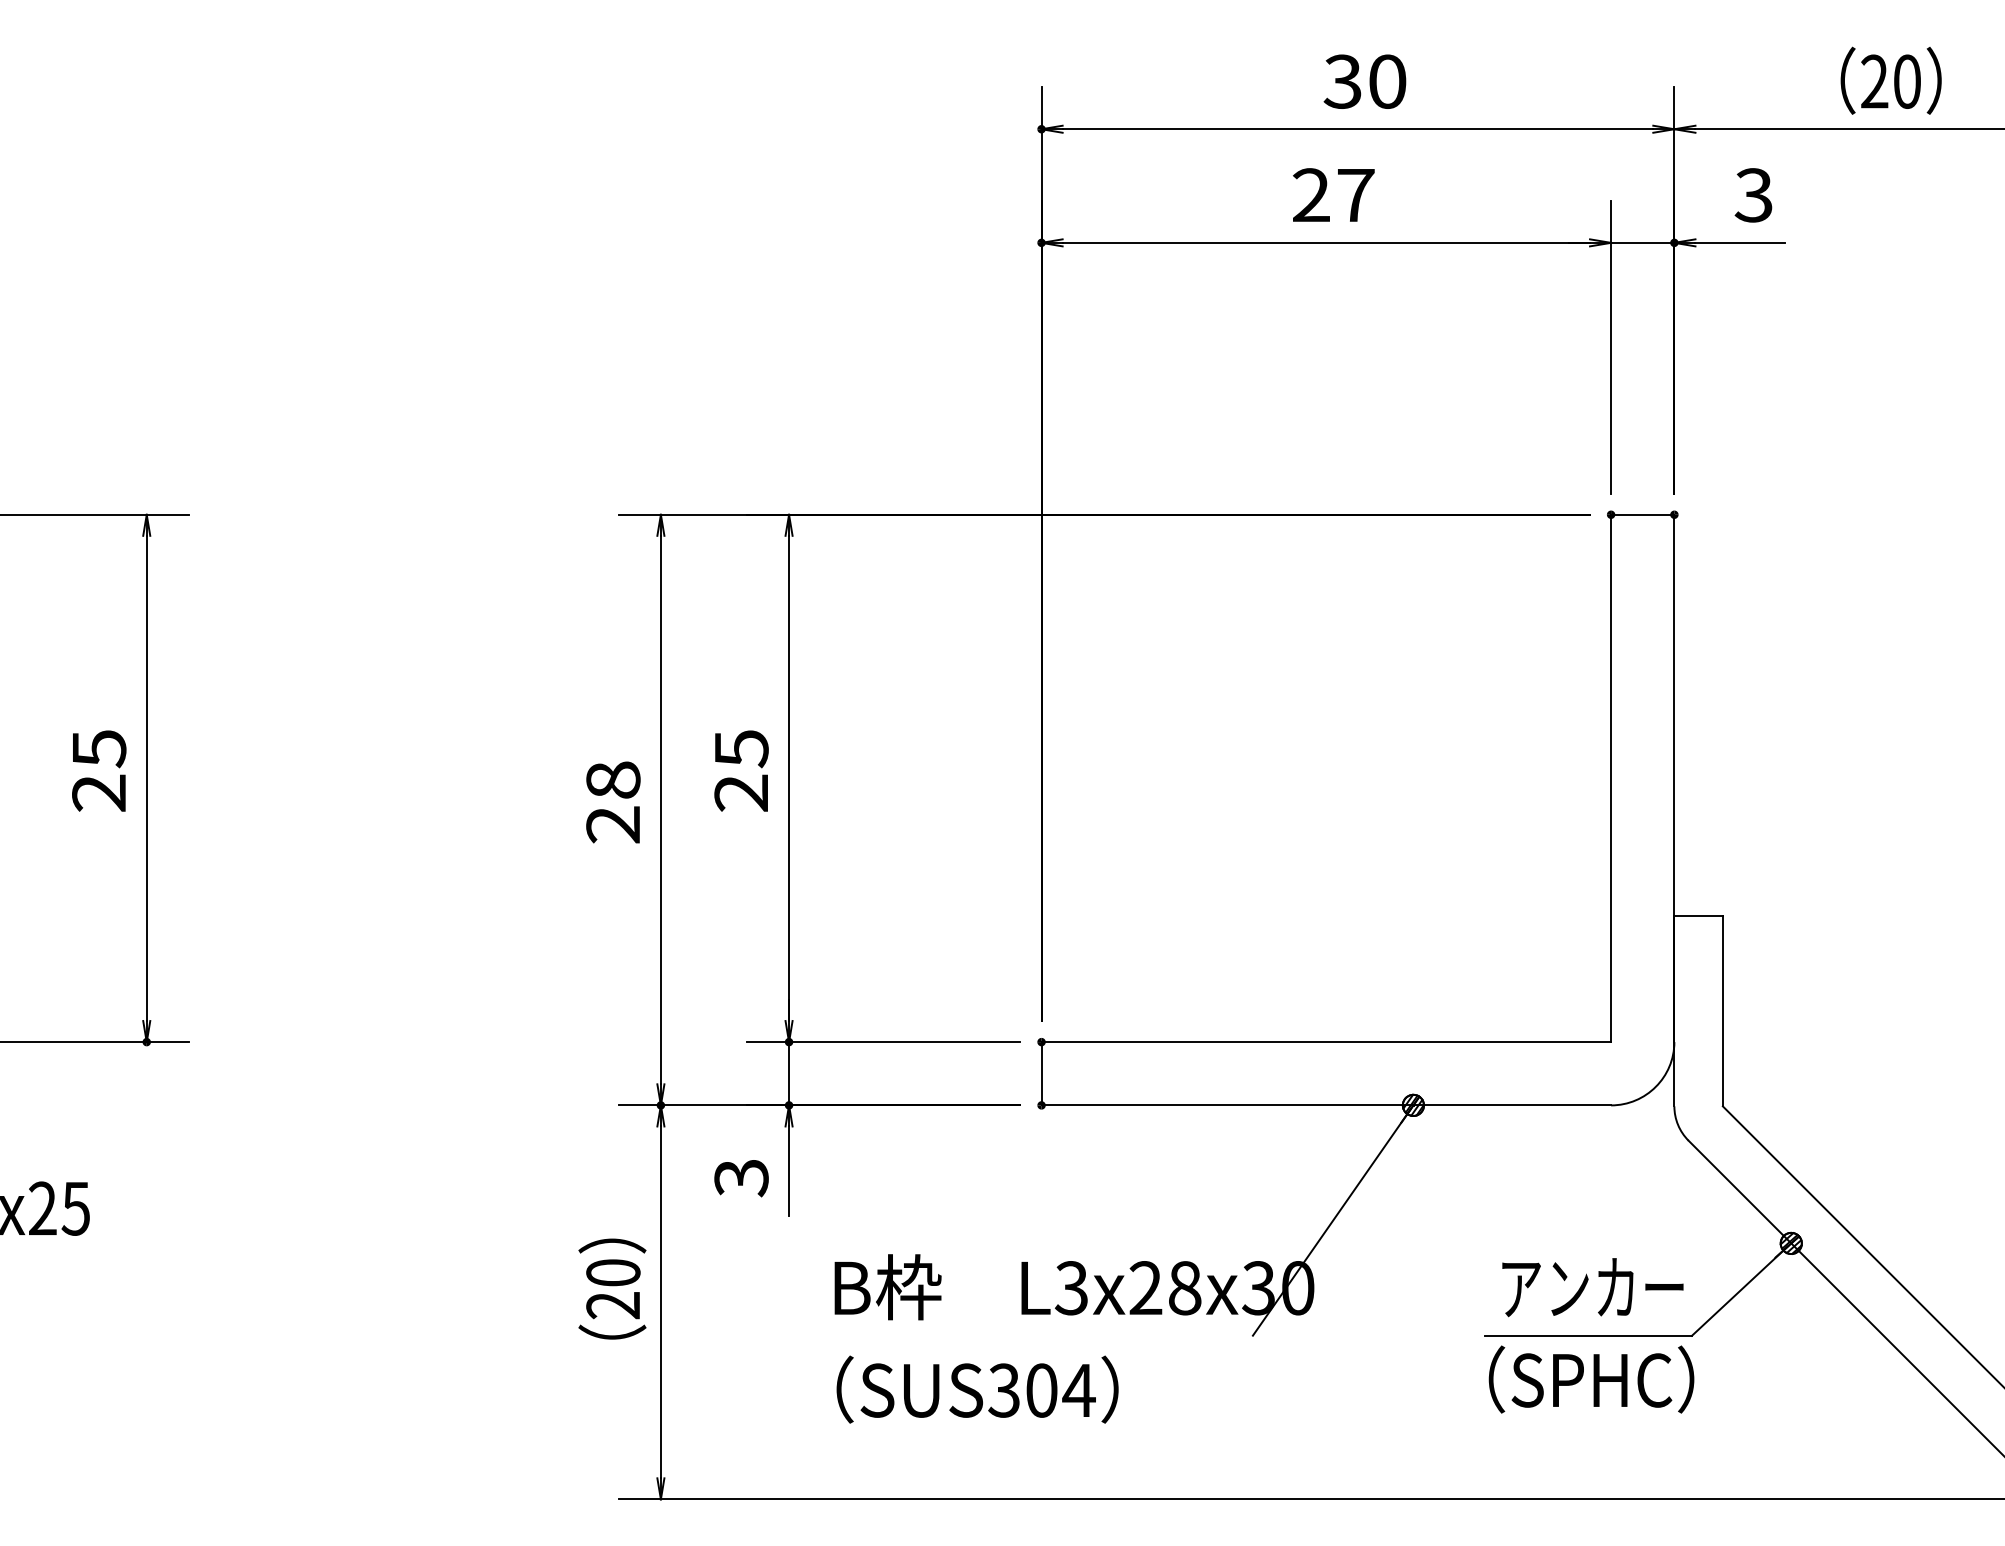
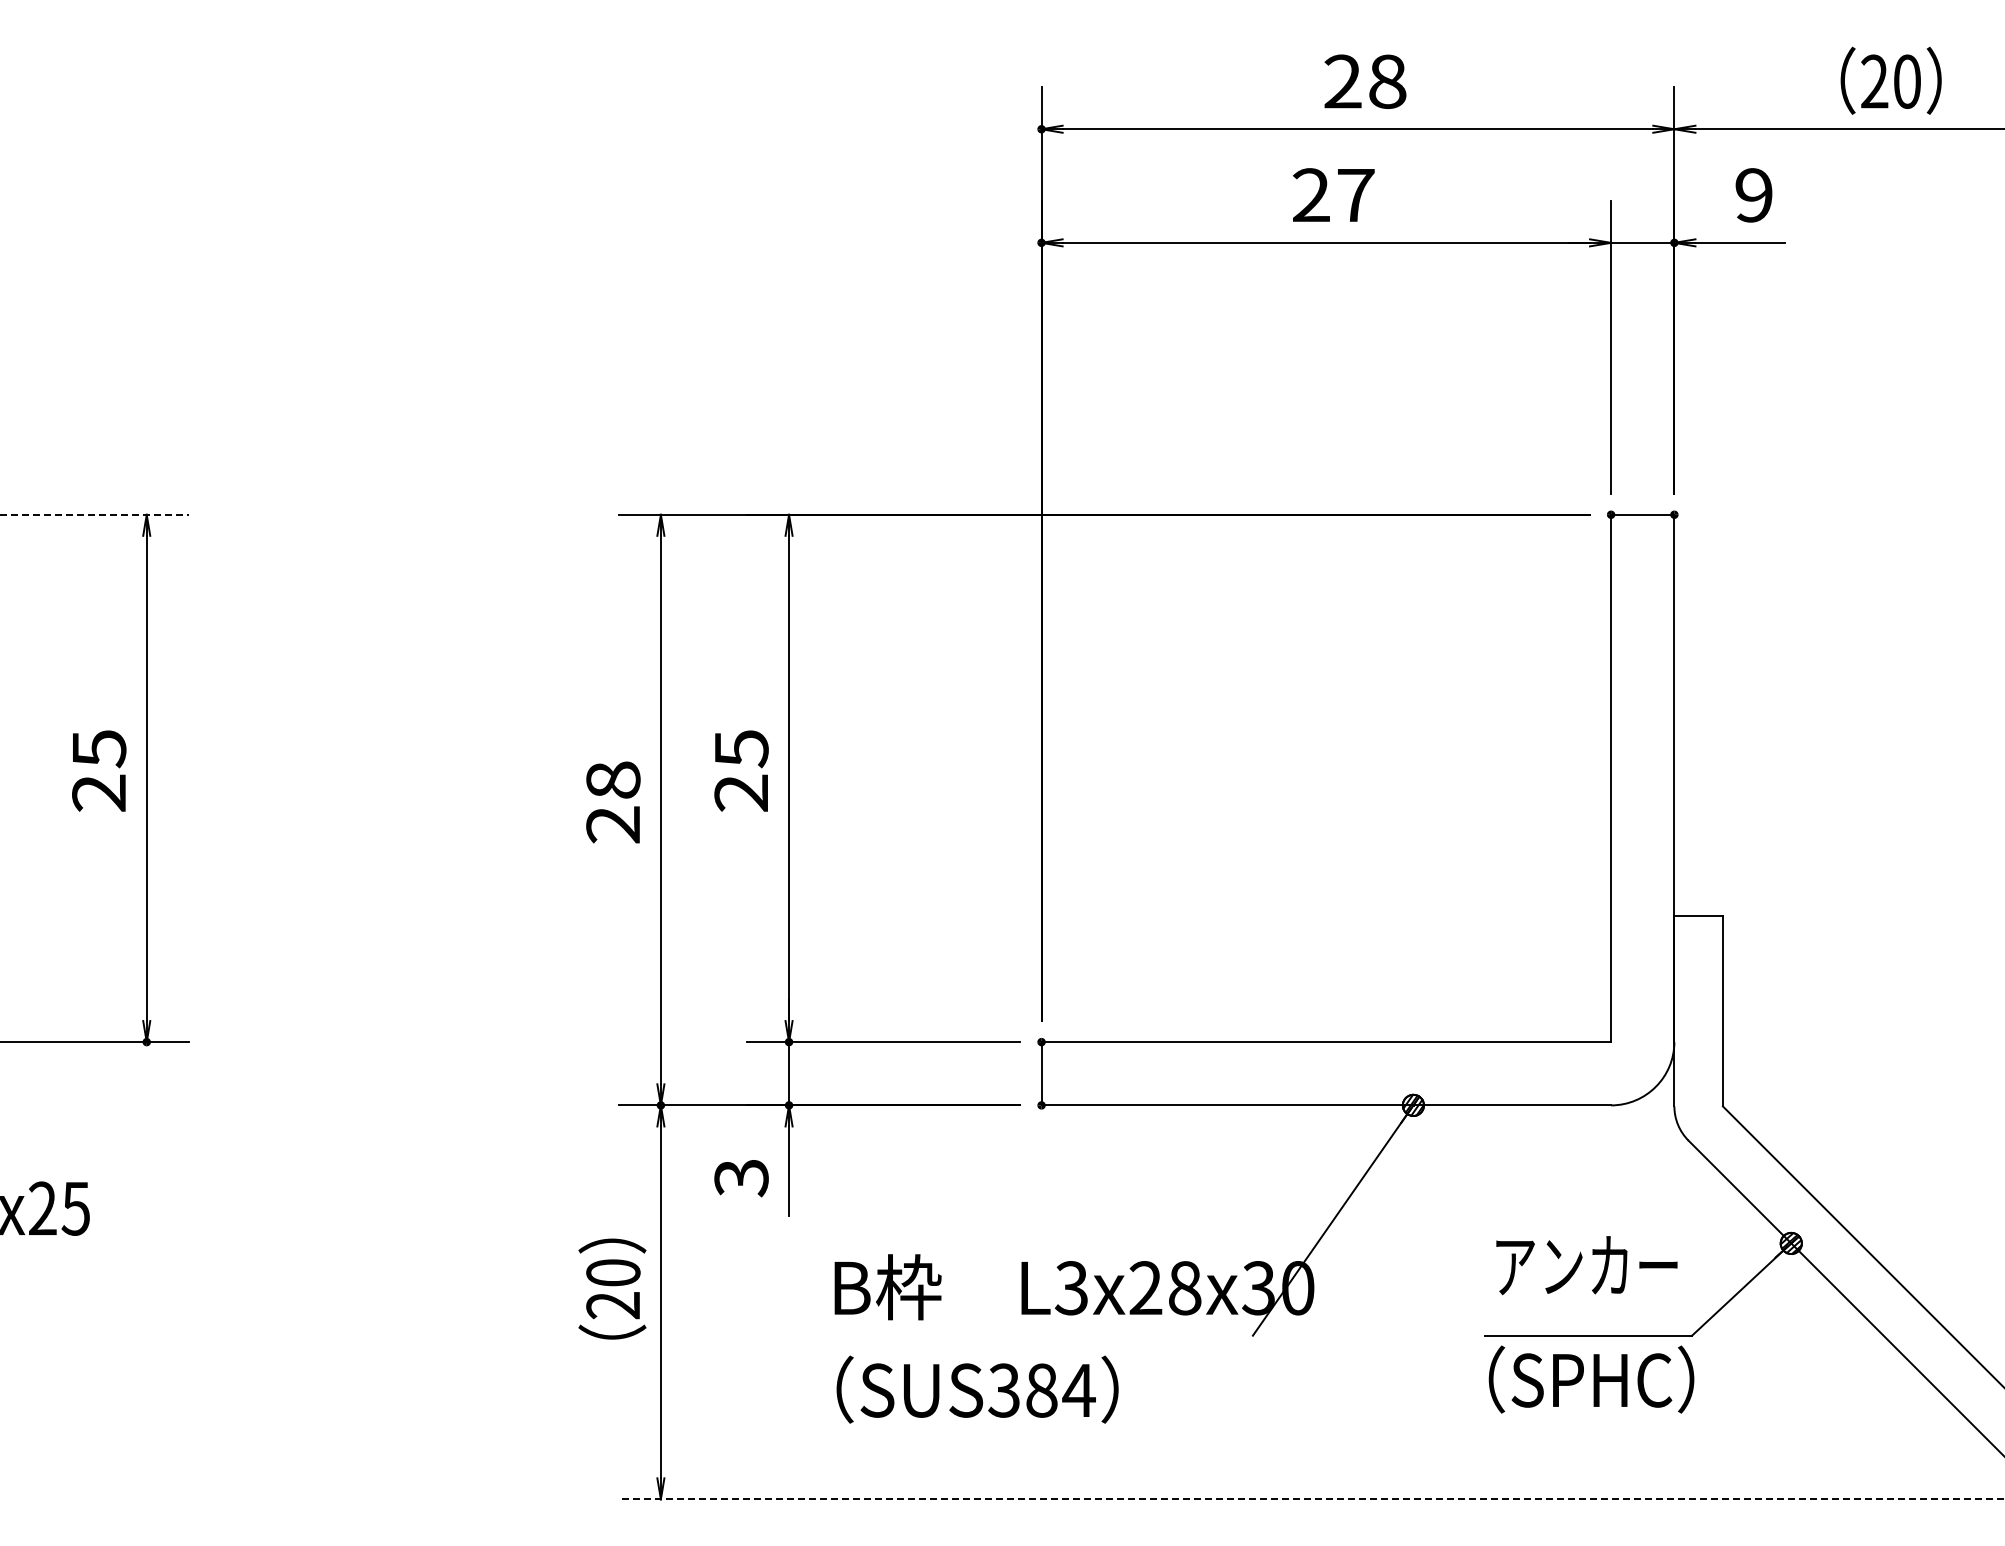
text: 30 -> 28 (1364, 81)
text: 3 -> 9 (1753, 195)
line: solid -> dashed (95, 514)
text position: (1592, 1287) -> (1586, 1265) (1586, 1265)
text: SUS304 -> SUS384 (1041, 1390)
line: solid -> dashed (1311, 1499)
